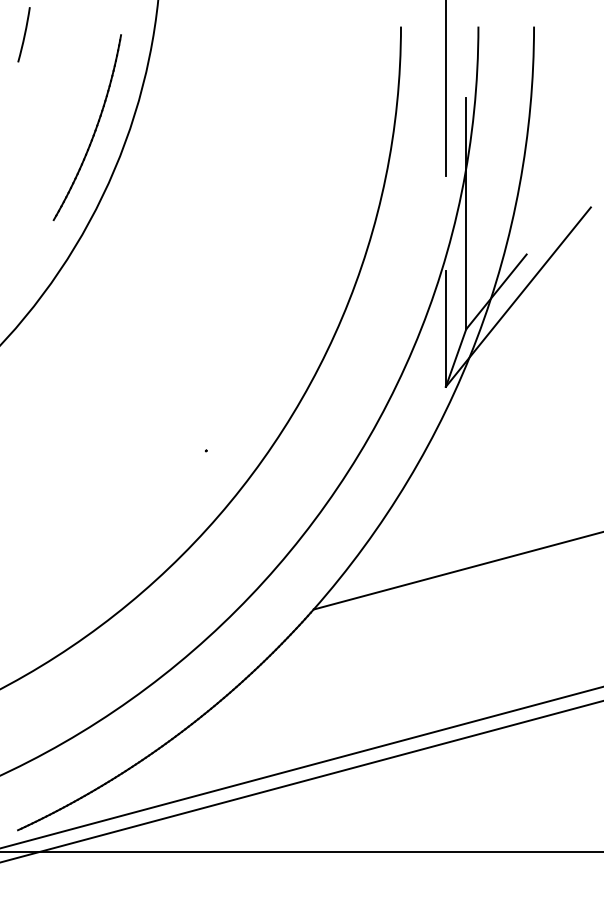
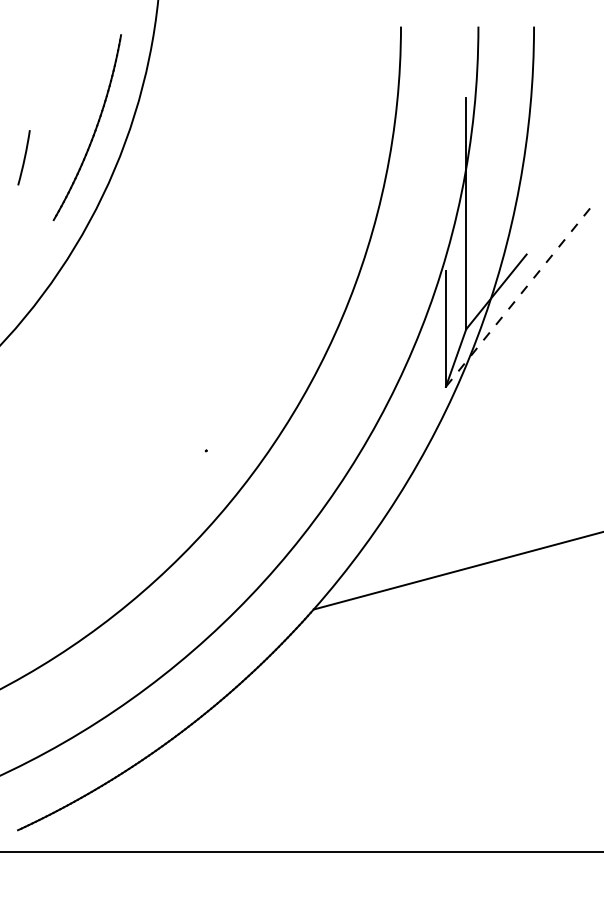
line position: (24, 34) -> (24, 157) (24, 157)
line: present -> none (445, 88)
line: solid -> dashed (518, 296)
line: present -> none (301, 767)
line: present -> none (301, 781)
